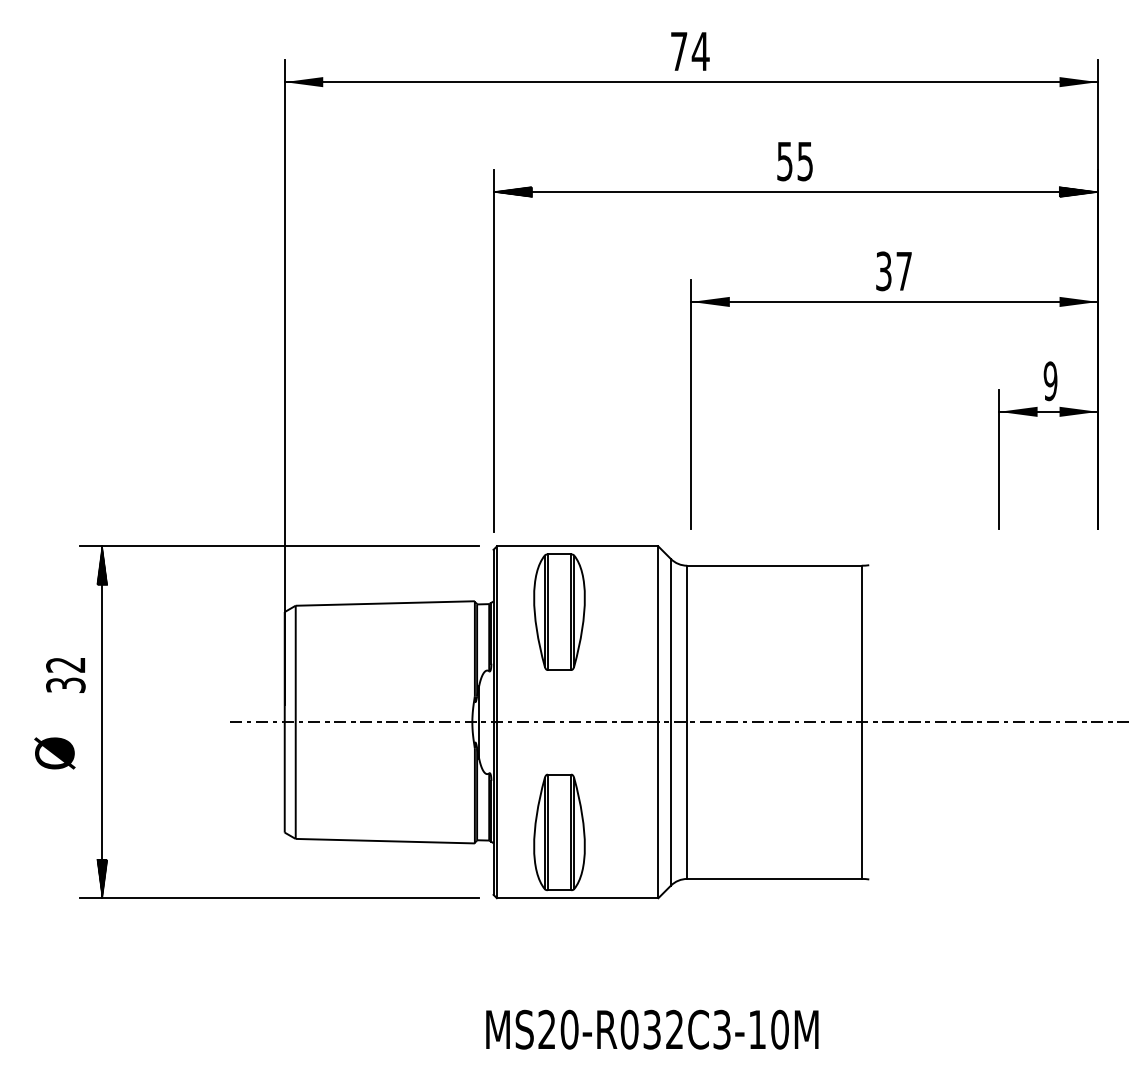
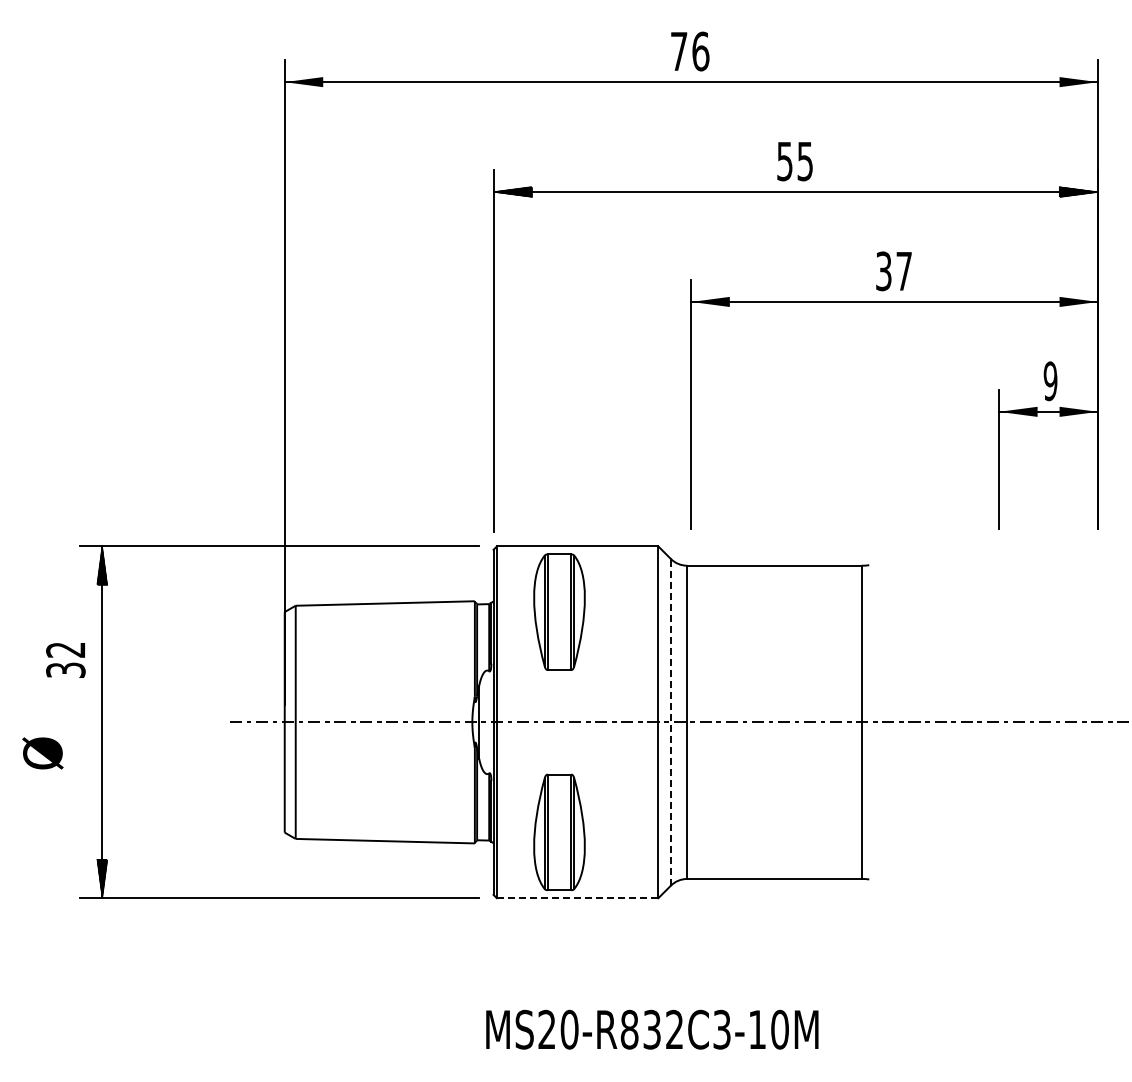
text: 74 -> 76 (700, 51)
text position: (65, 675) -> (65, 660) (65, 660)
line: solid -> dashed (670, 721)
text position: (54, 753) -> (42, 753) (42, 753)
line: solid -> dashed (577, 898)
text: MS20-R032C3-10M -> MS20-R832C3-10M (629, 1029)
